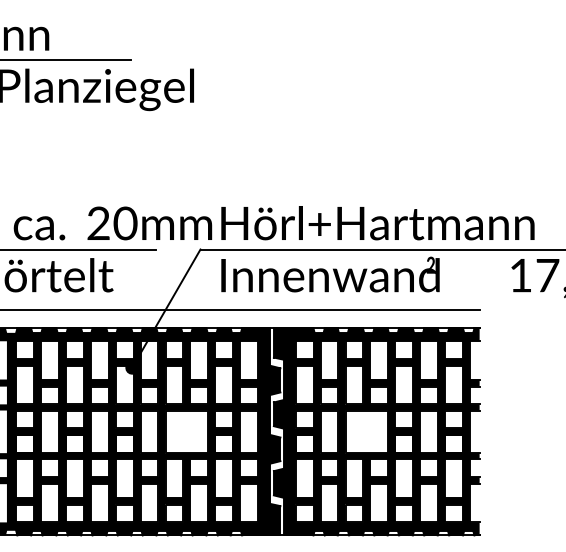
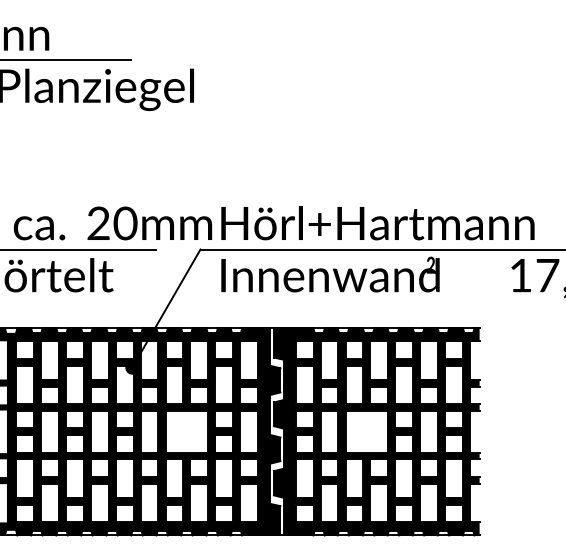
line: present -> none (240, 310)
